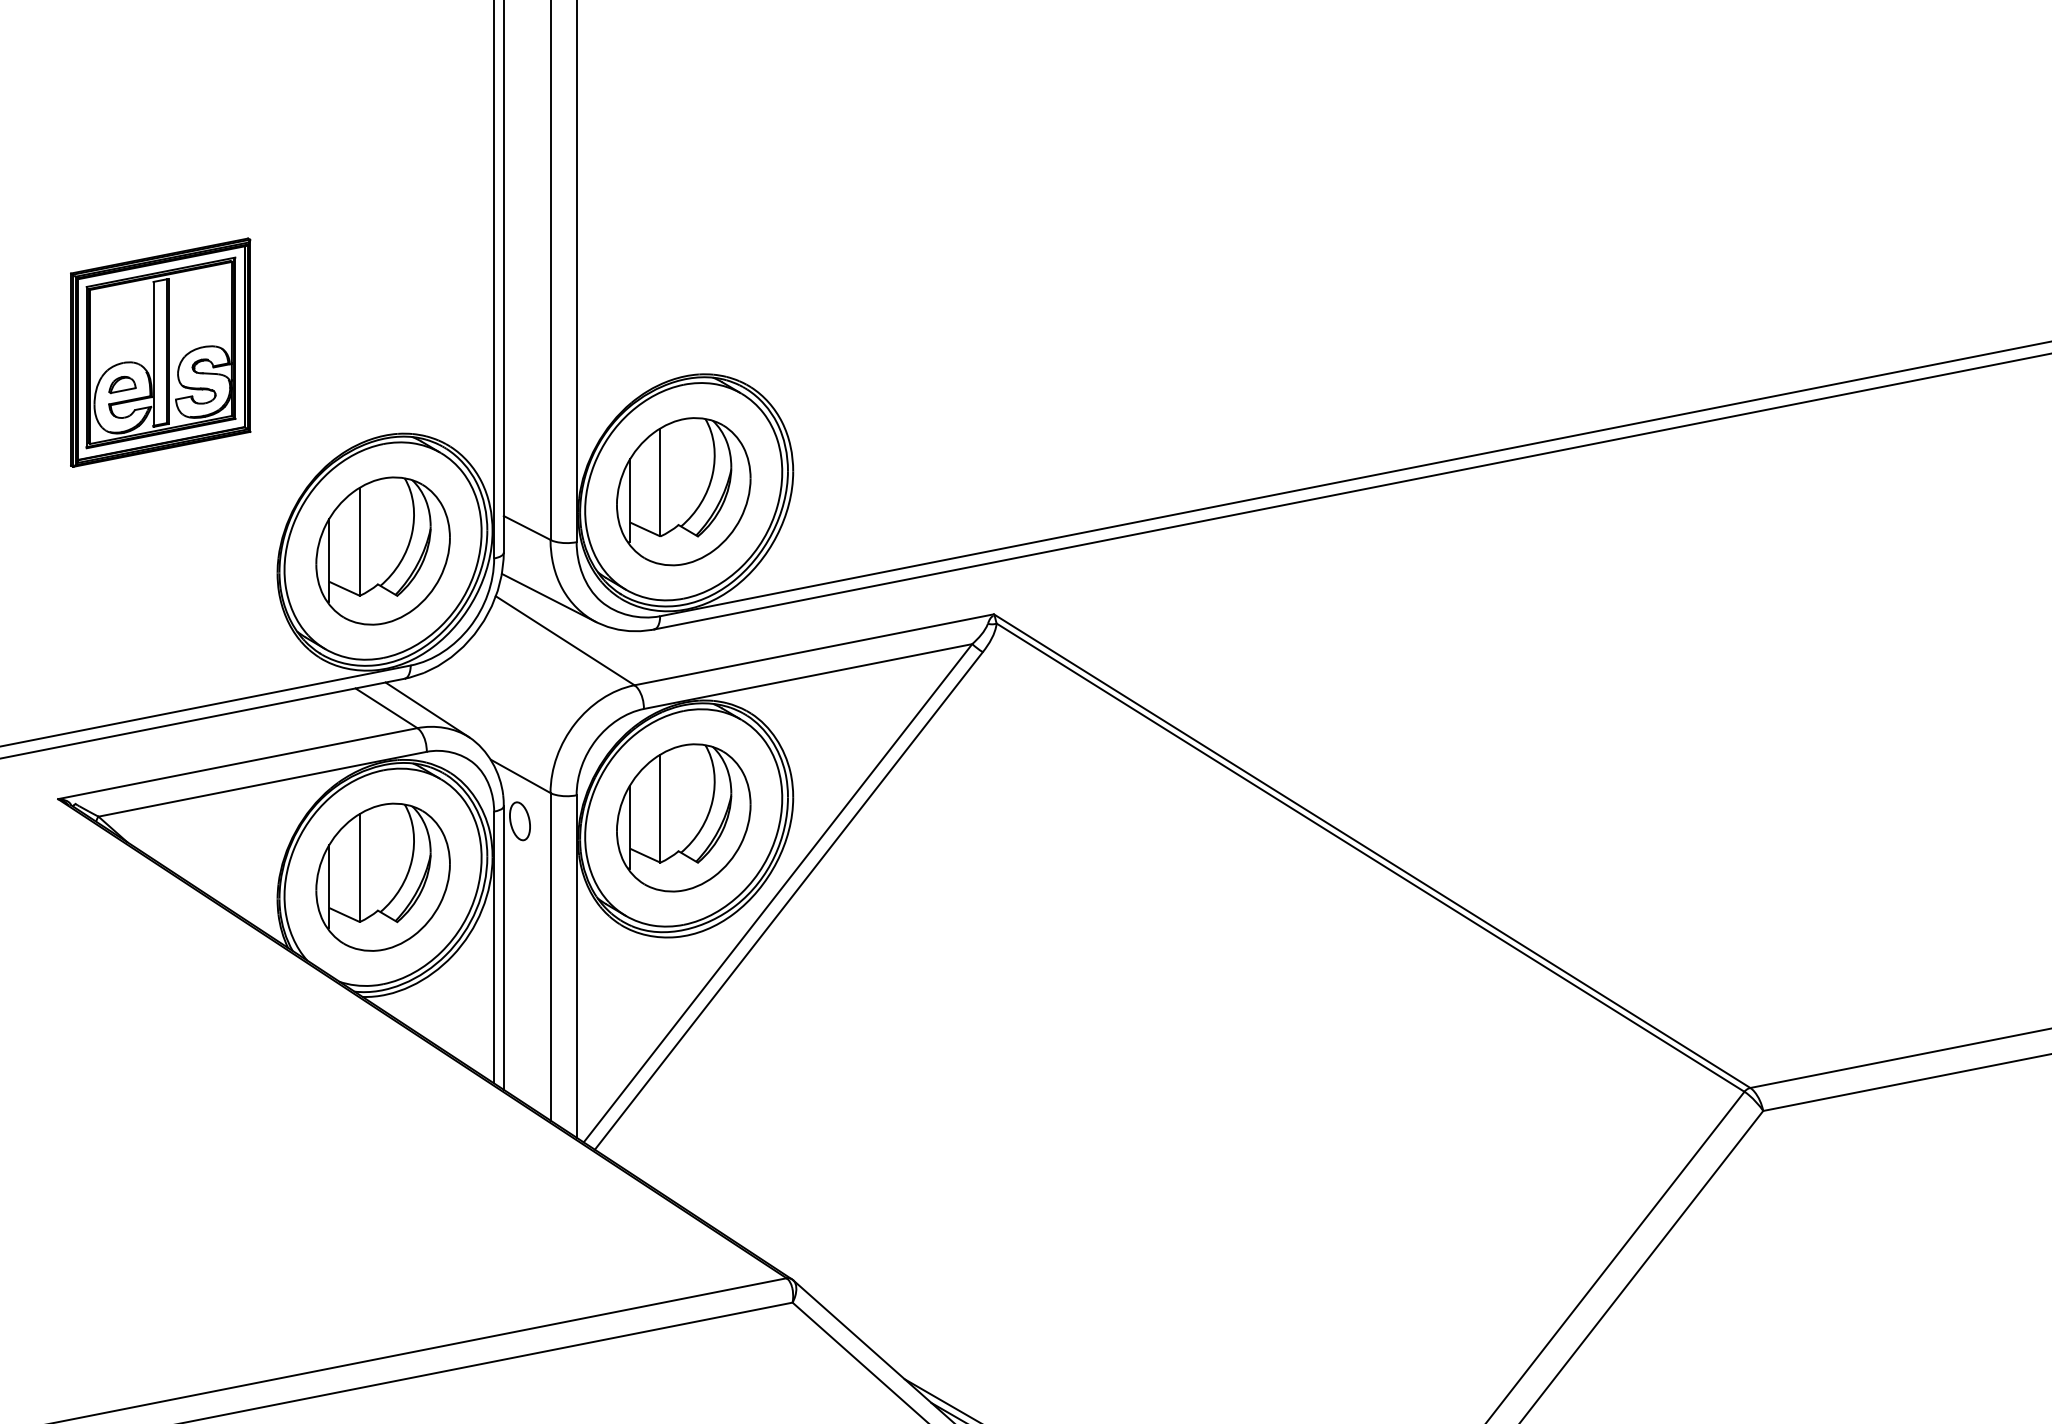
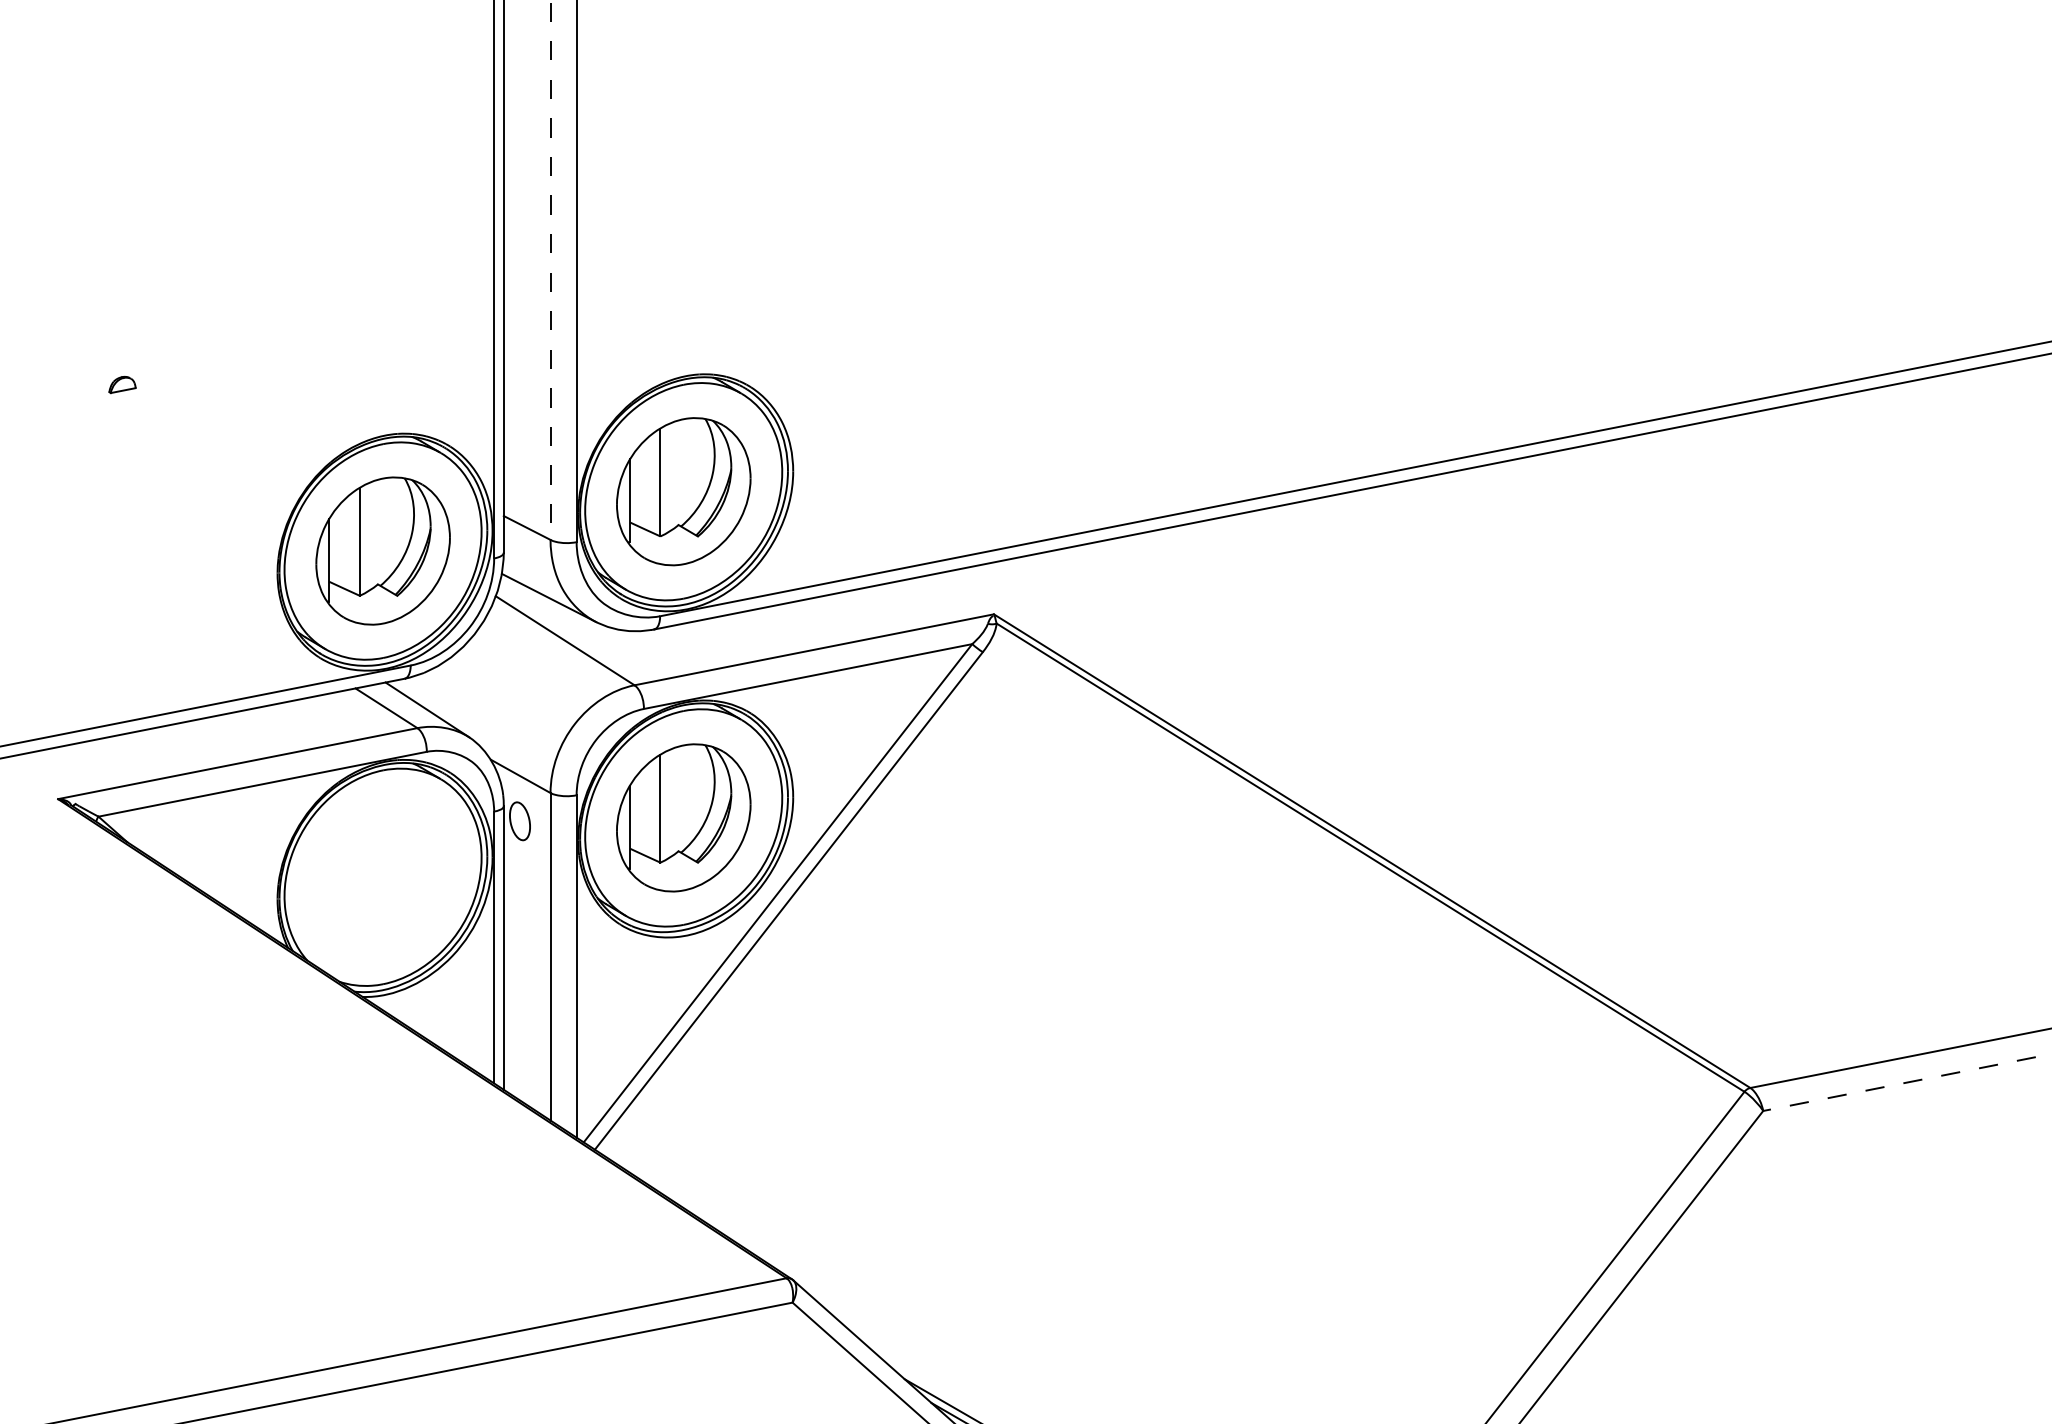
line: solid -> dashed (550, 270)
part: present -> none (160, 352)
part: present -> none (382, 876)
line: solid -> dashed (1907, 1082)
